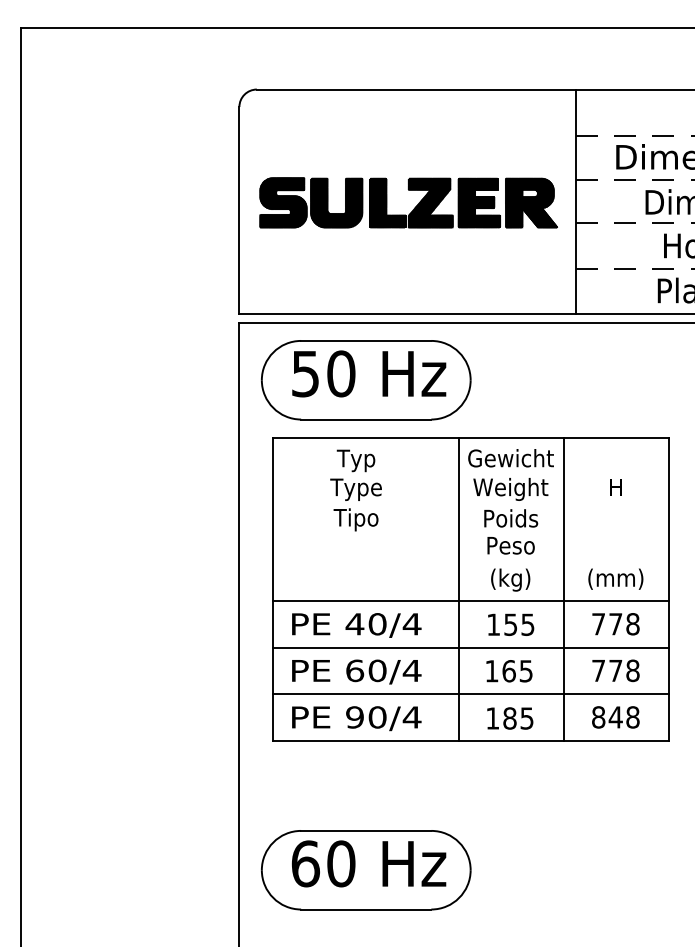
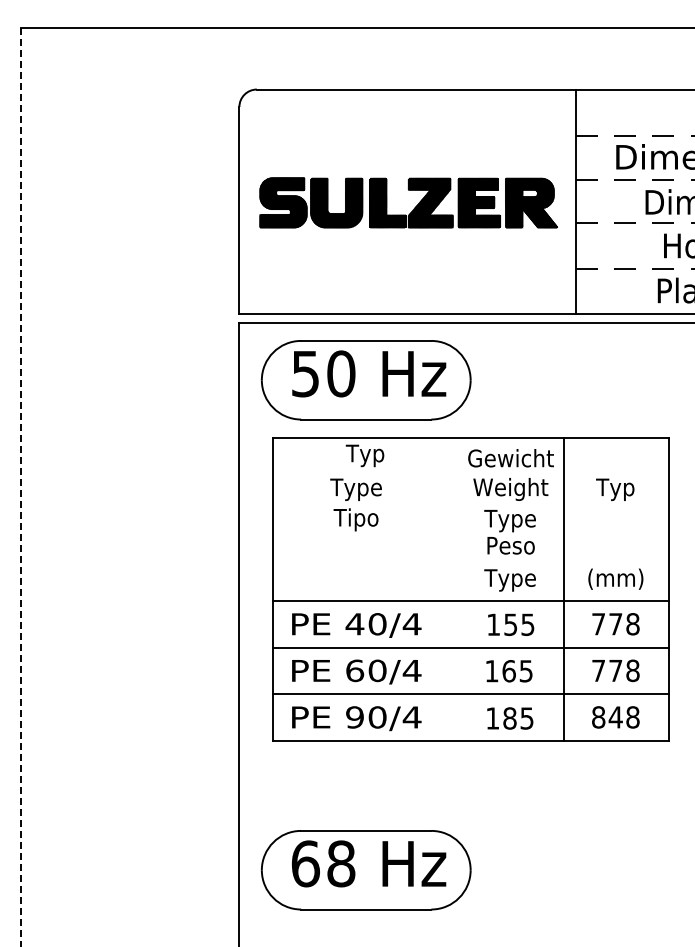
text position: (355, 460) -> (364, 455) (364, 455)
line: solid -> dashed (21, 487)
text: H -> Typ (615, 489)
text: Poids -> Type (511, 520)
text: (kg) -> Type (509, 579)
line: present -> none (458, 588)
text: 60 -> 68 (341, 863)
